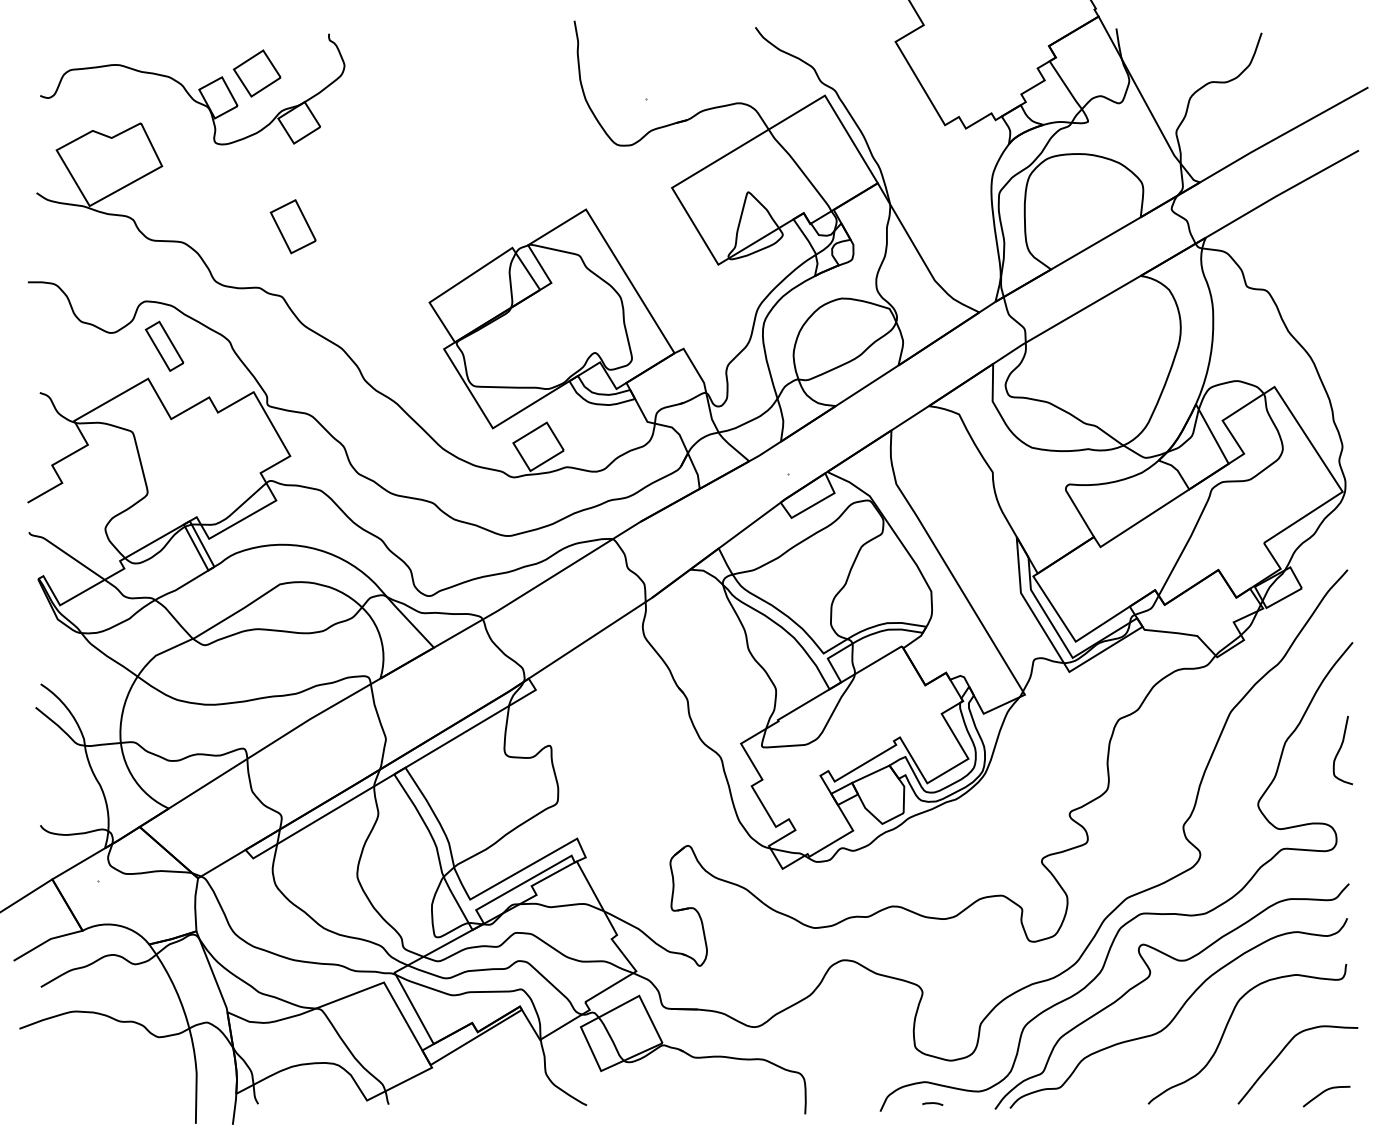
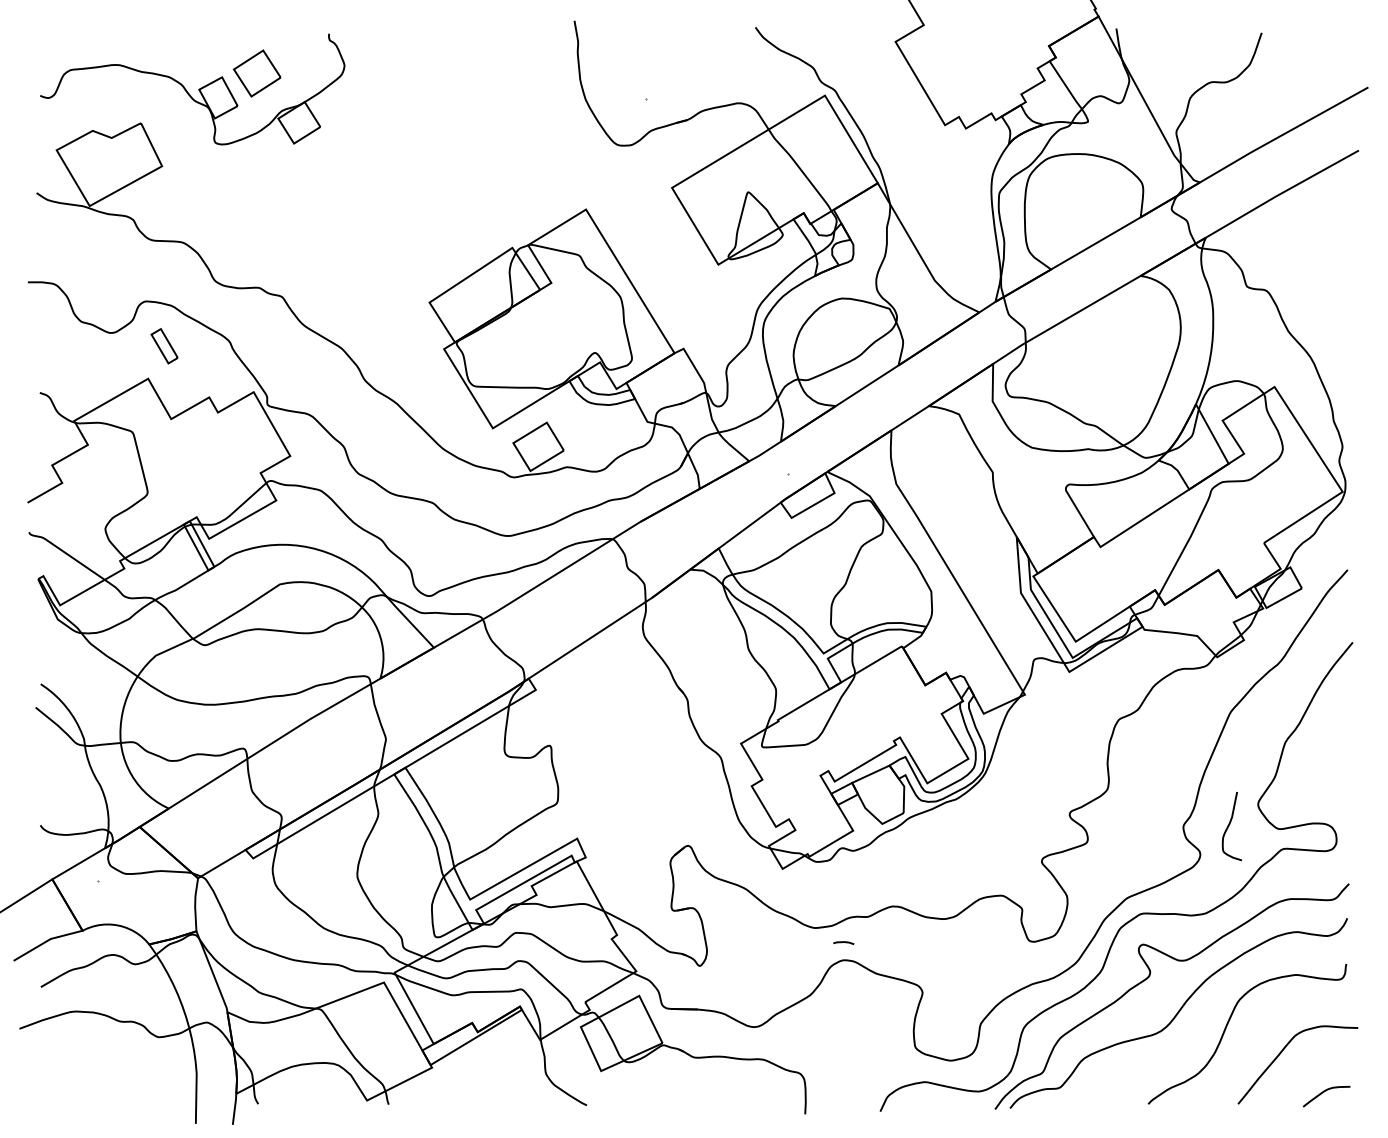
part: present -> none (292, 226)
part size: 41x52 px -> 29x37 px (164, 346)
curve position: (1340, 750) -> (1229, 826) (1229, 826)
line position: (932, 1103) -> (843, 942) (843, 942)
